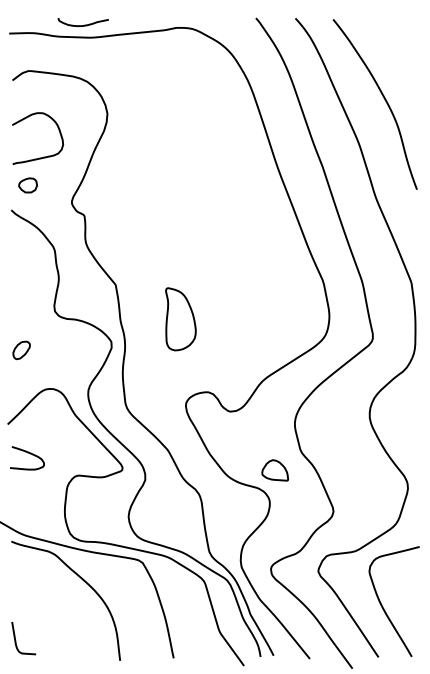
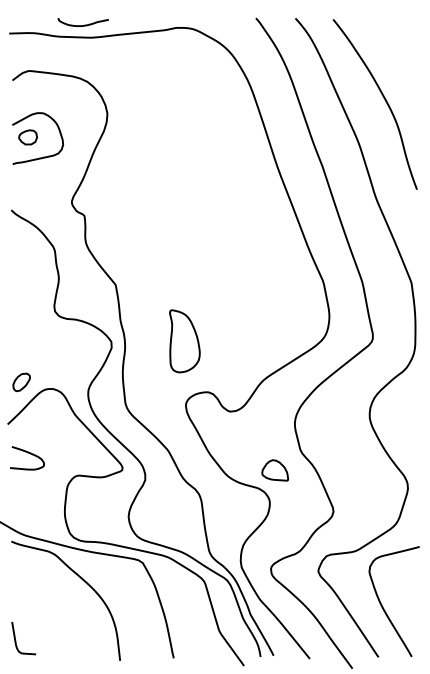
part position: (27, 185) -> (27, 137) (27, 137)
part position: (180, 319) -> (184, 341) (184, 341)
part position: (21, 350) -> (21, 382) (21, 382)
